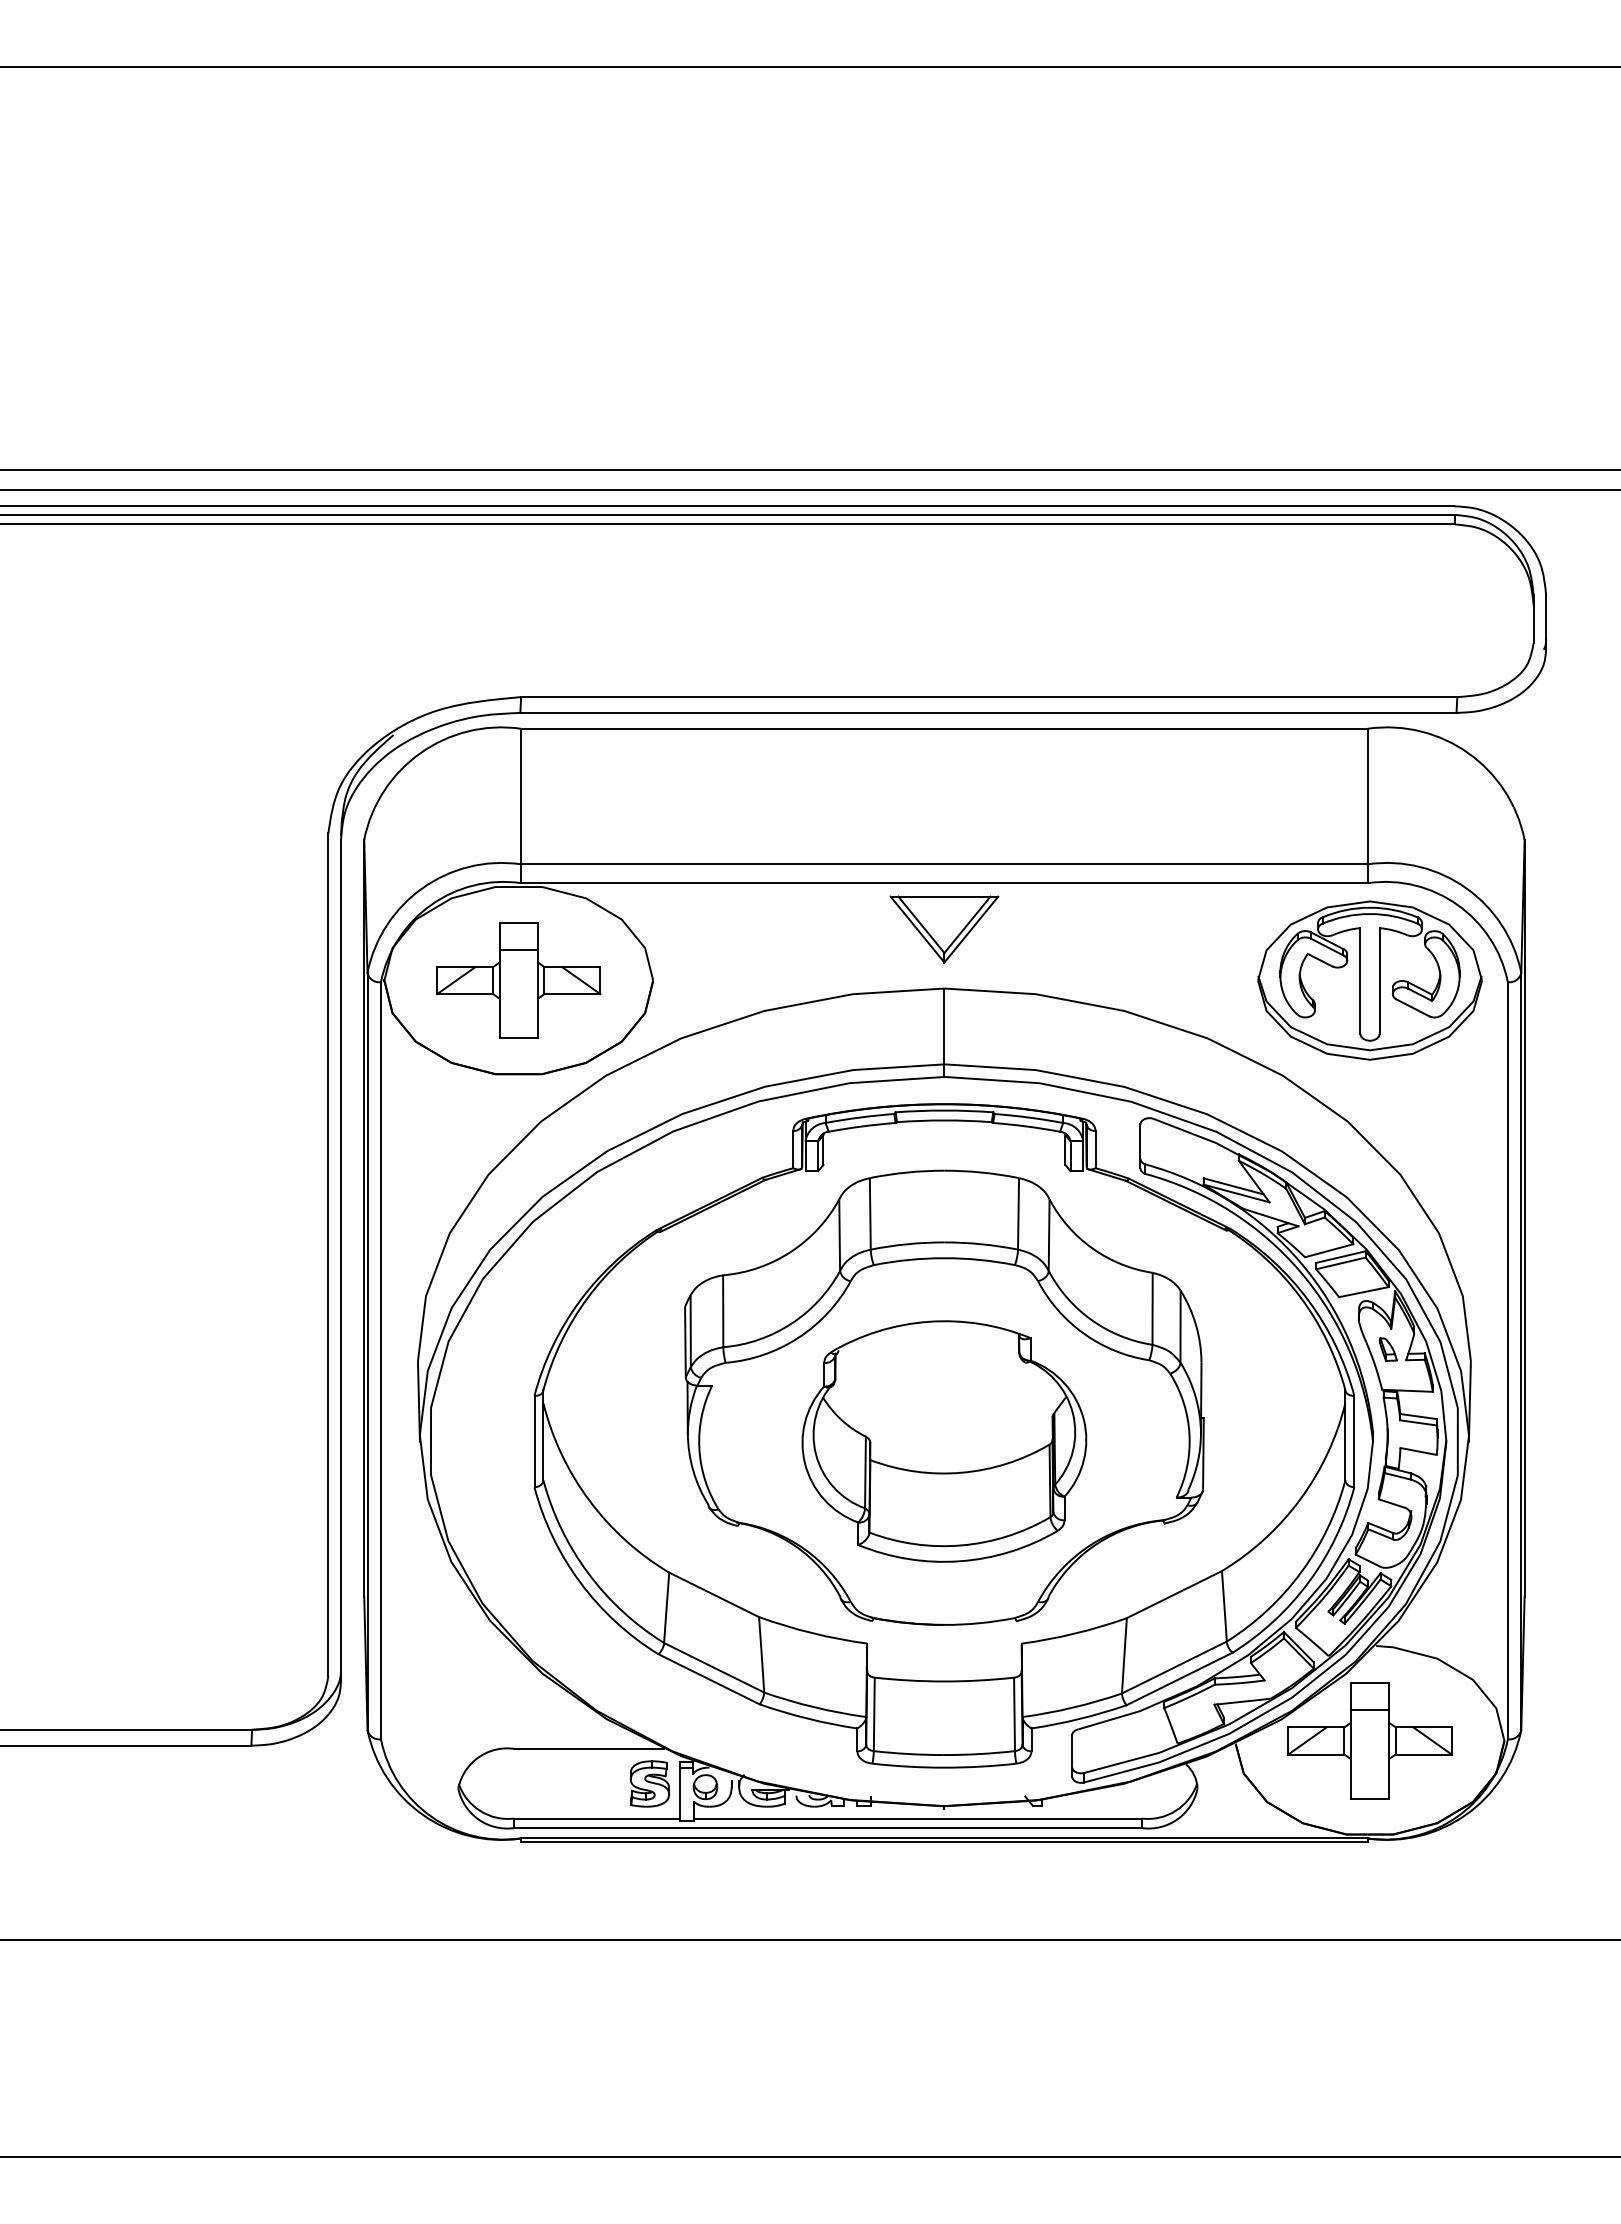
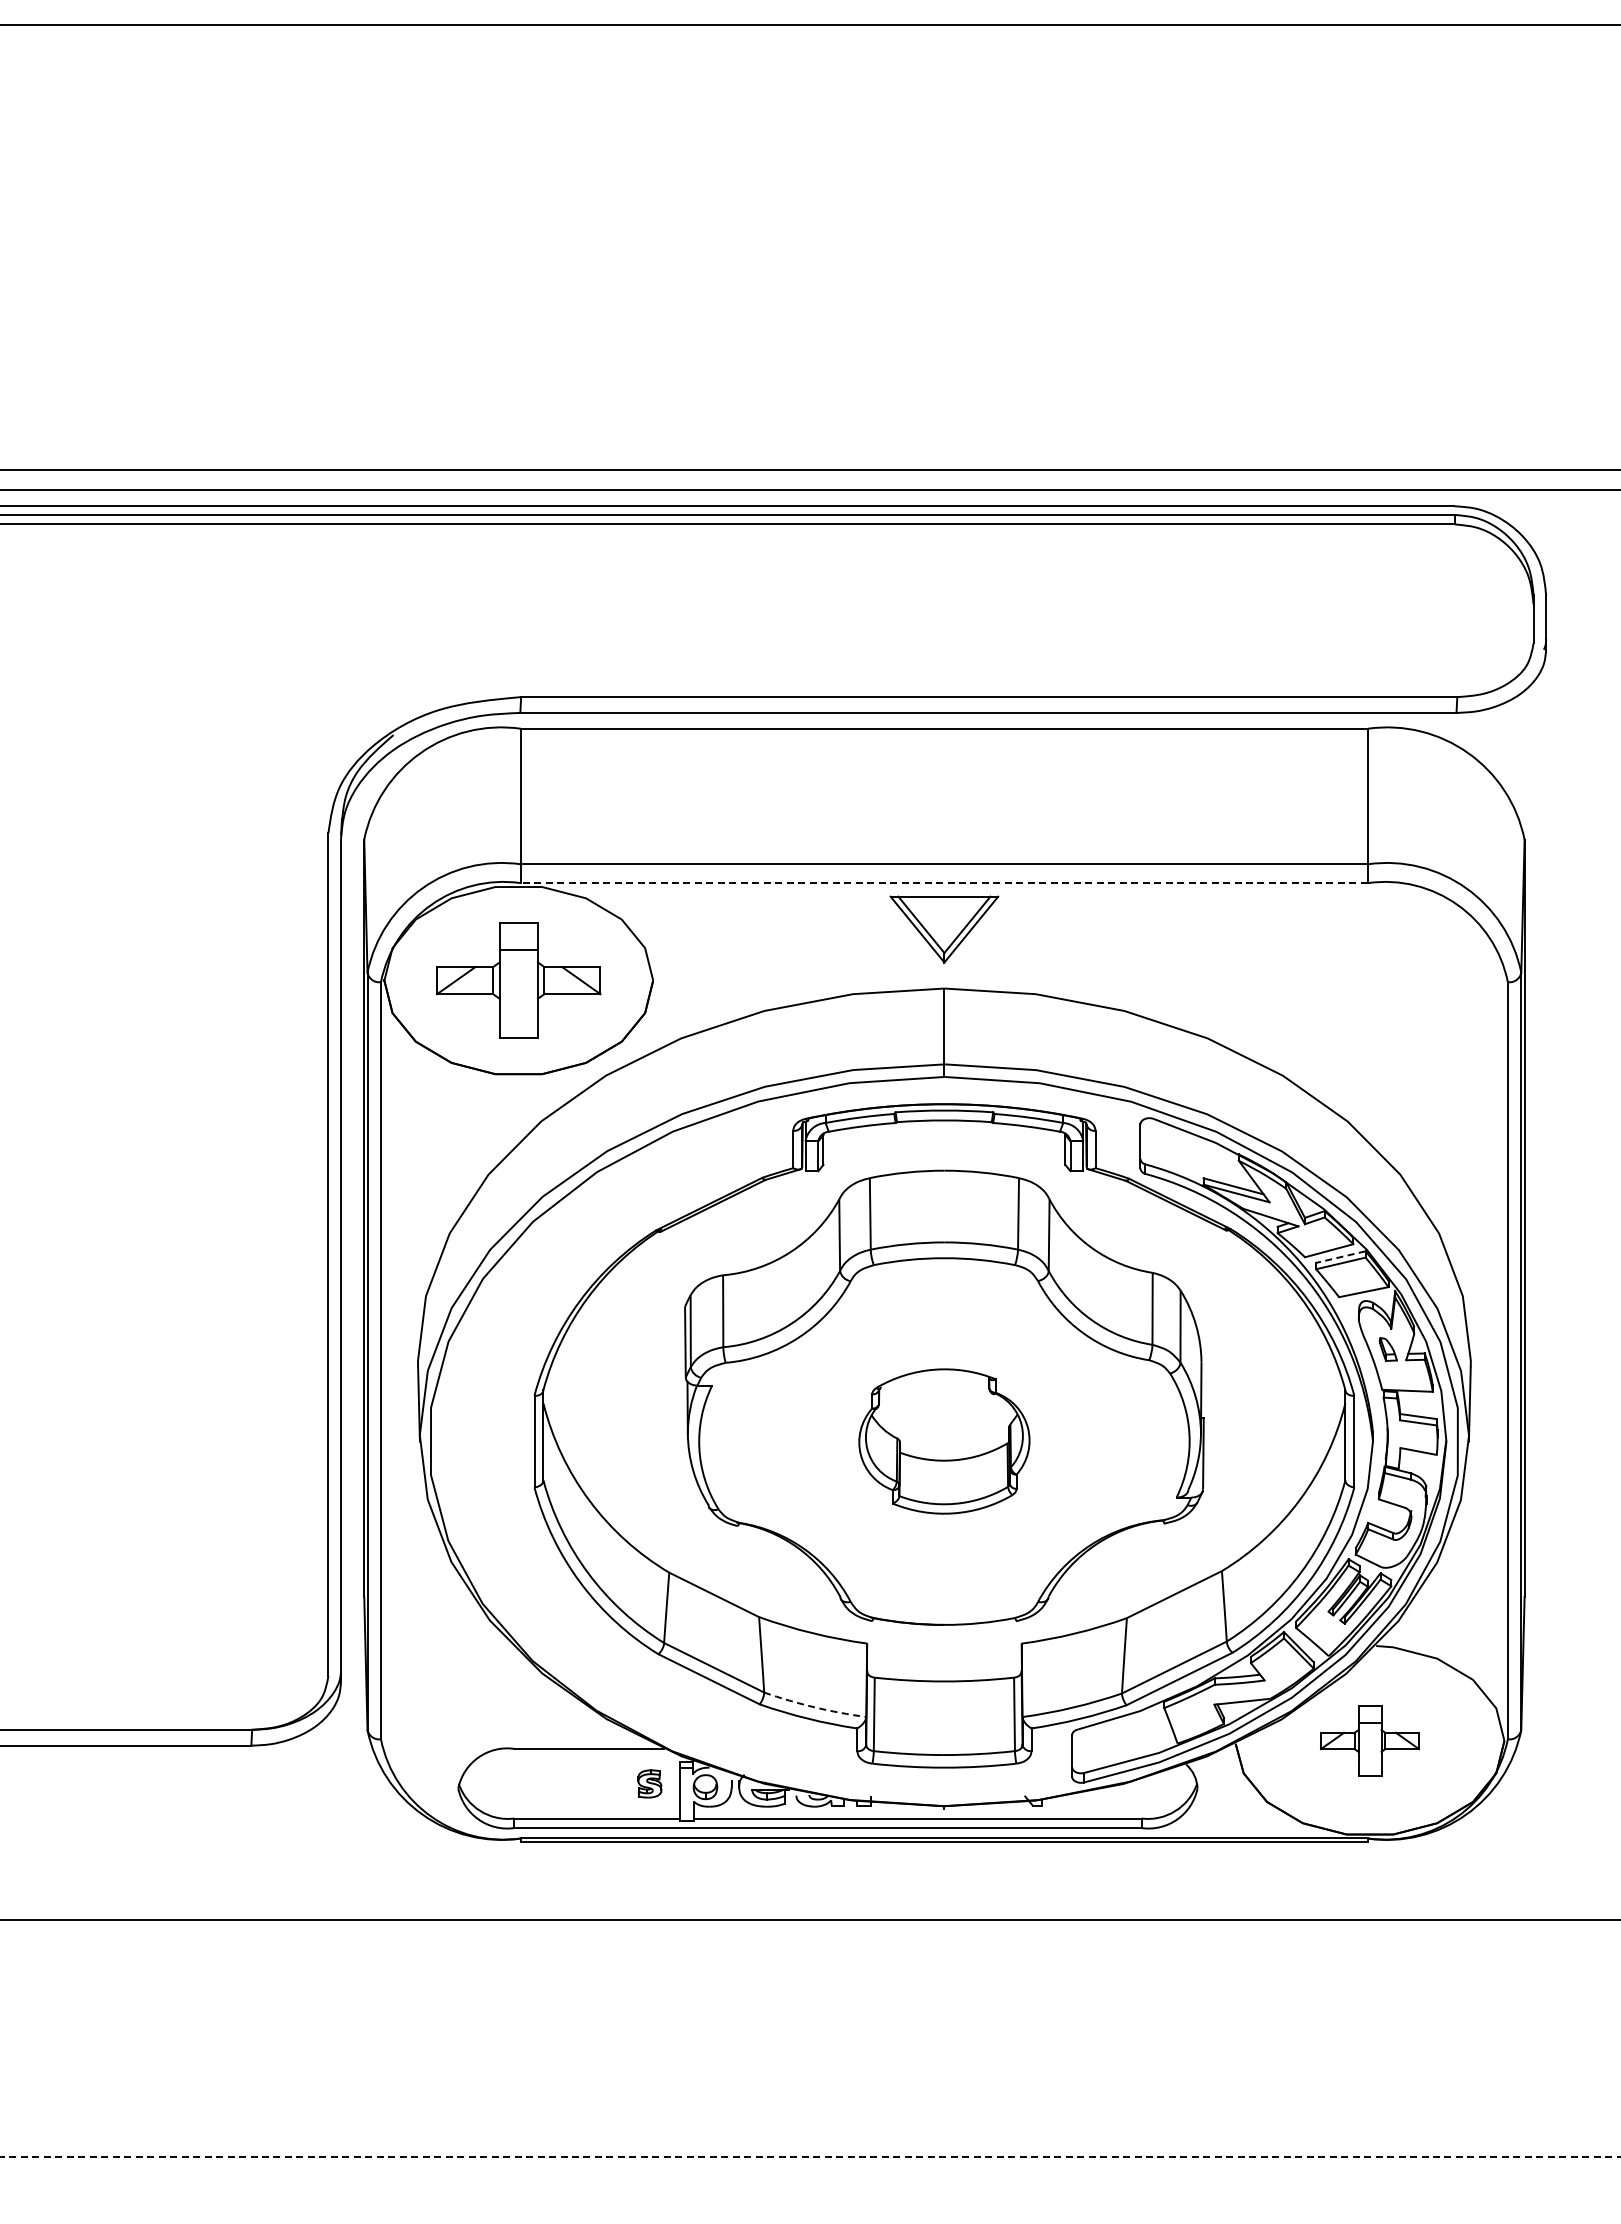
line position: (809, 66) -> (809, 24) (809, 24)
line: solid -> dashed (943, 883)
part: present -> none (1369, 980)
line: solid -> dashed (1340, 1257)
part size: 287x243 px -> 173x147 px (944, 1441)
arc: solid -> dashed (814, 1707)
part size: 166x118 px -> 100x72 px (1369, 1740)
part size: 40x48 px -> 26x30 px (649, 1783)
line position: (809, 1940) -> (809, 1920) (809, 1920)
line: solid -> dashed (810, 2157)
